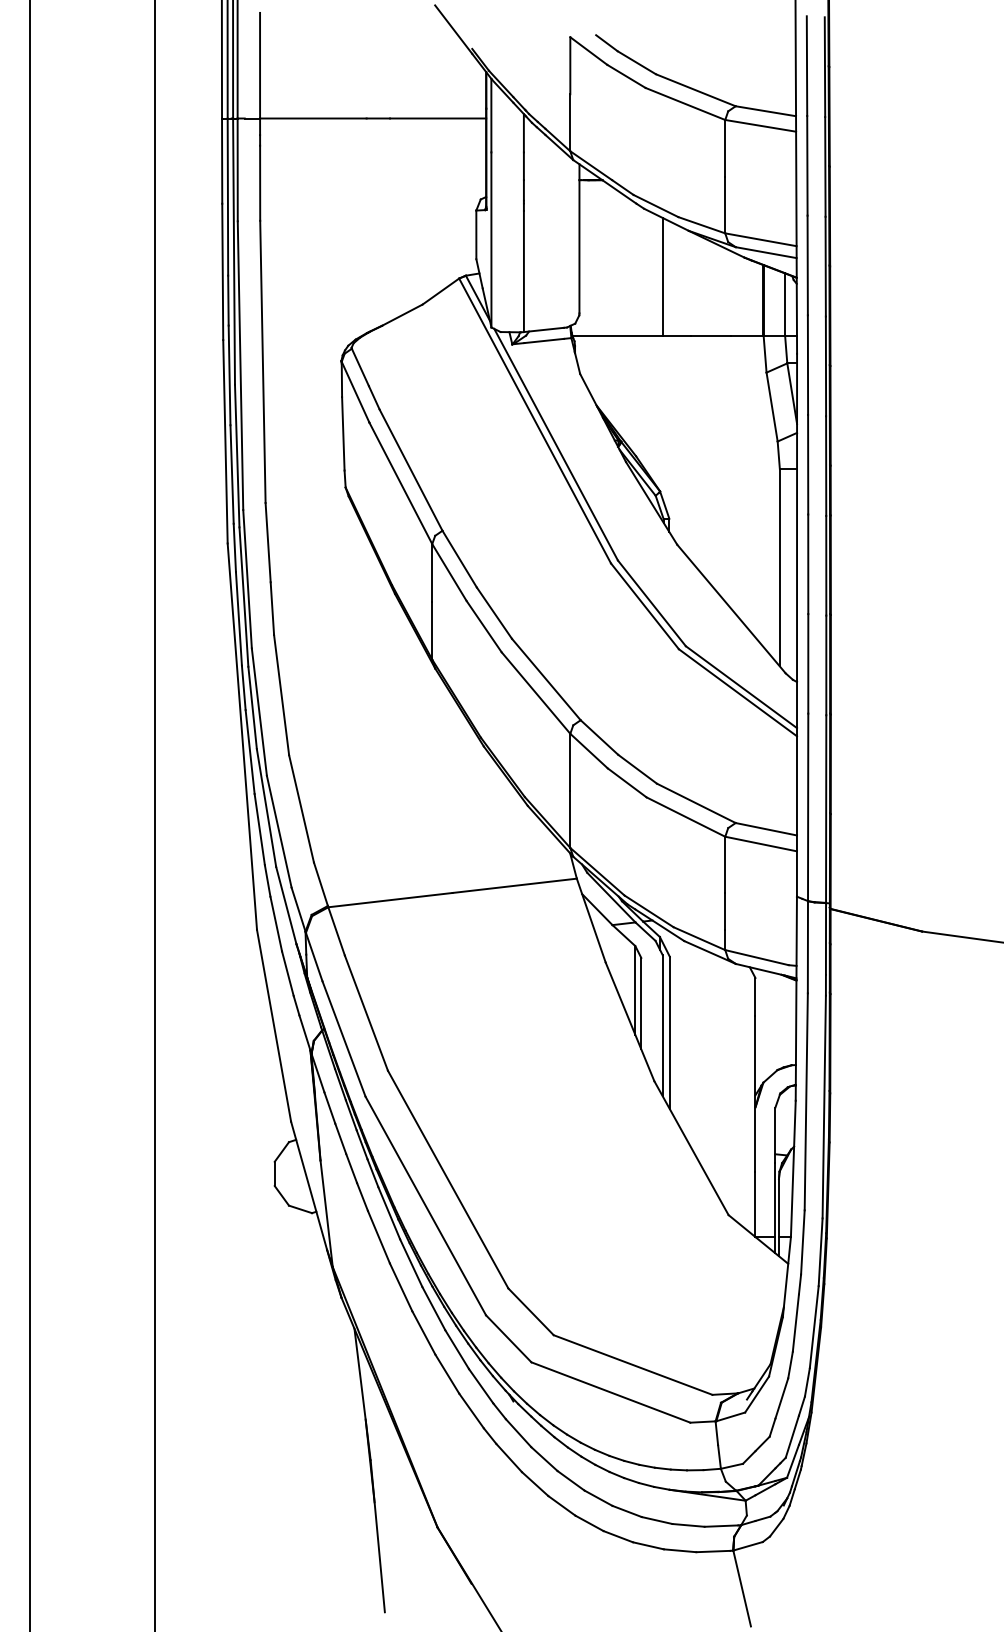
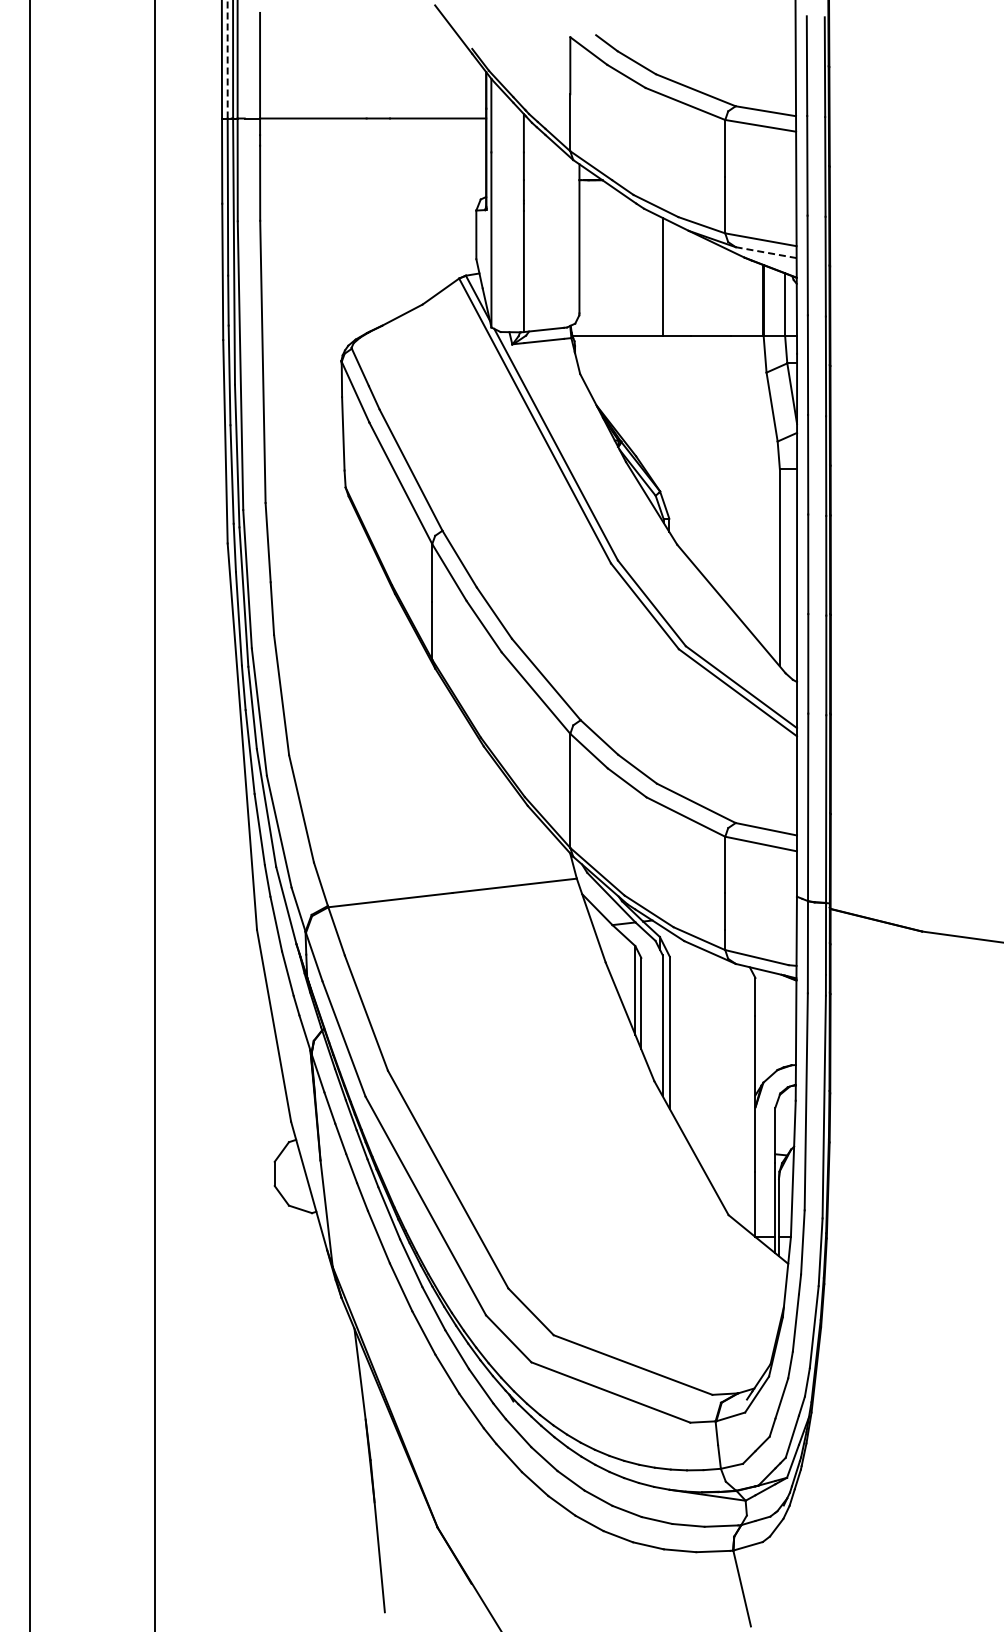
line: solid -> dashed (227, 59)
line: solid -> dashed (766, 252)
